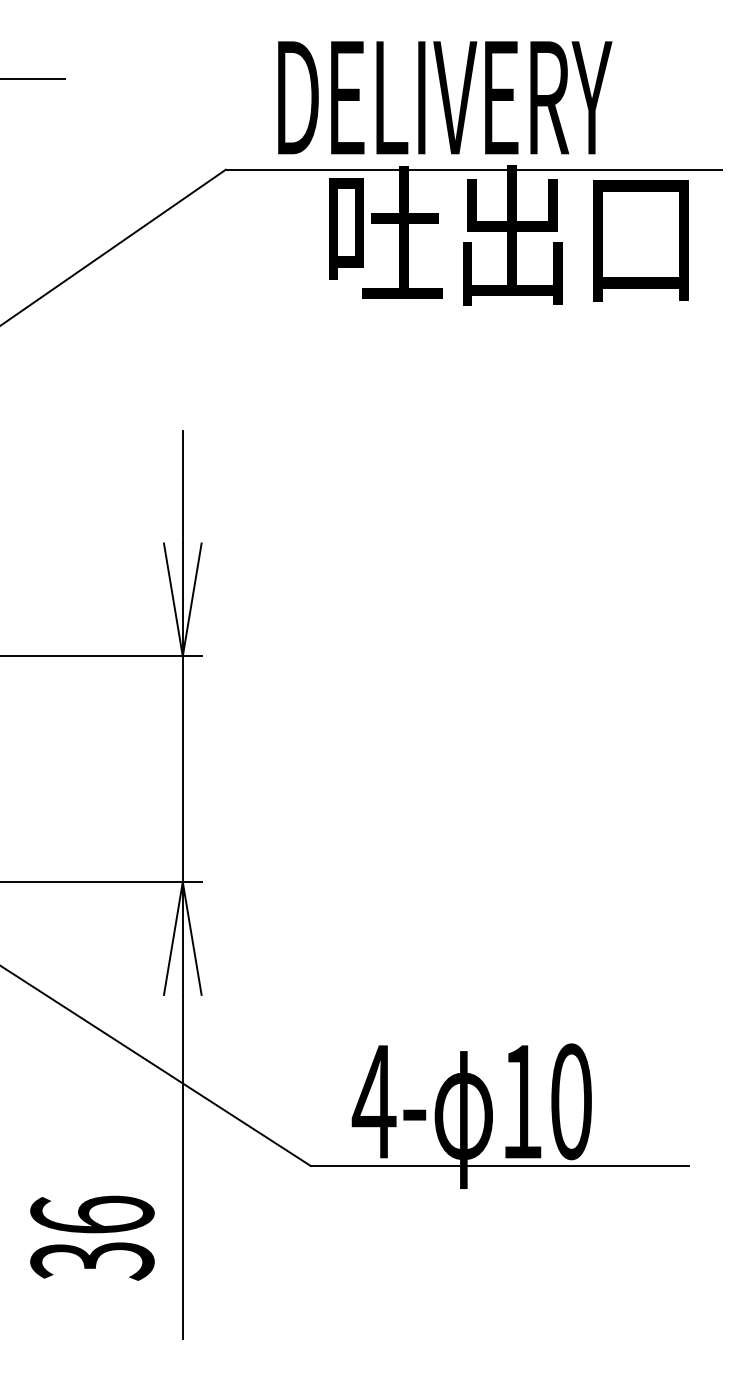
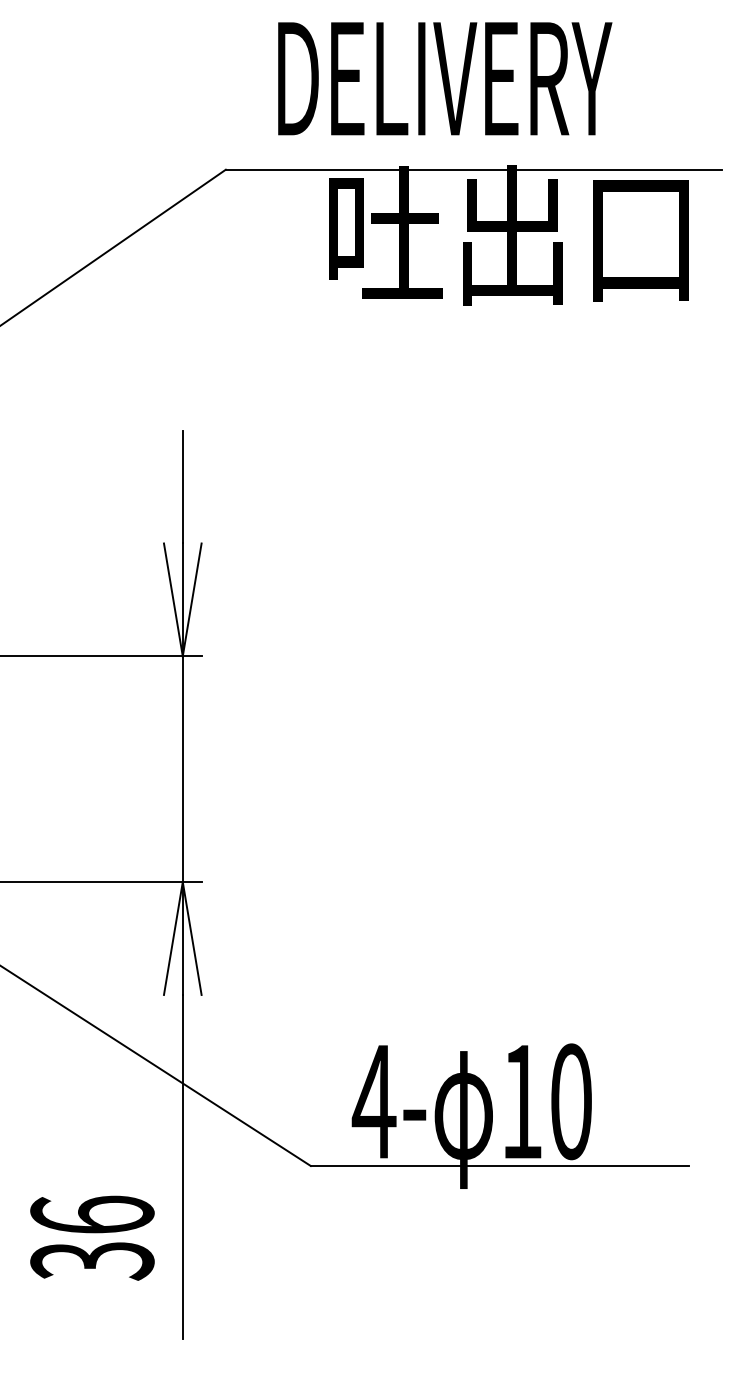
line: present -> none (33, 79)
text position: (445, 97) -> (445, 78) (445, 78)
